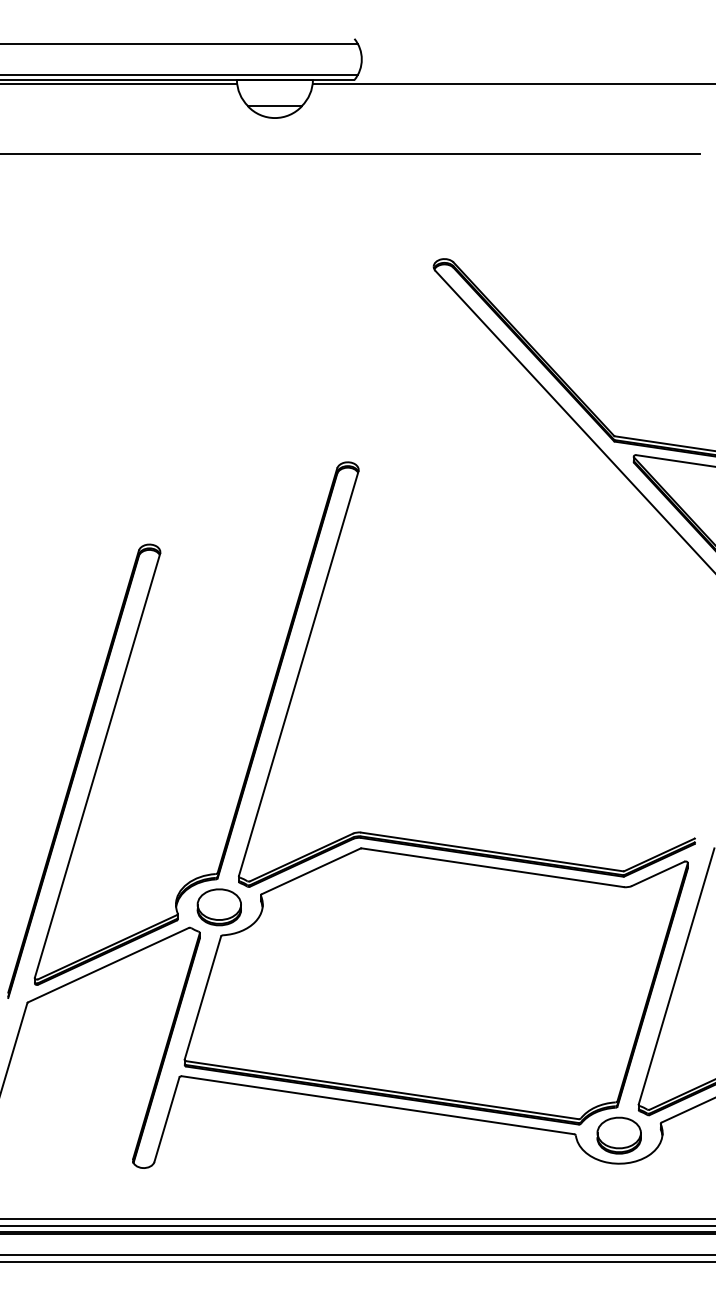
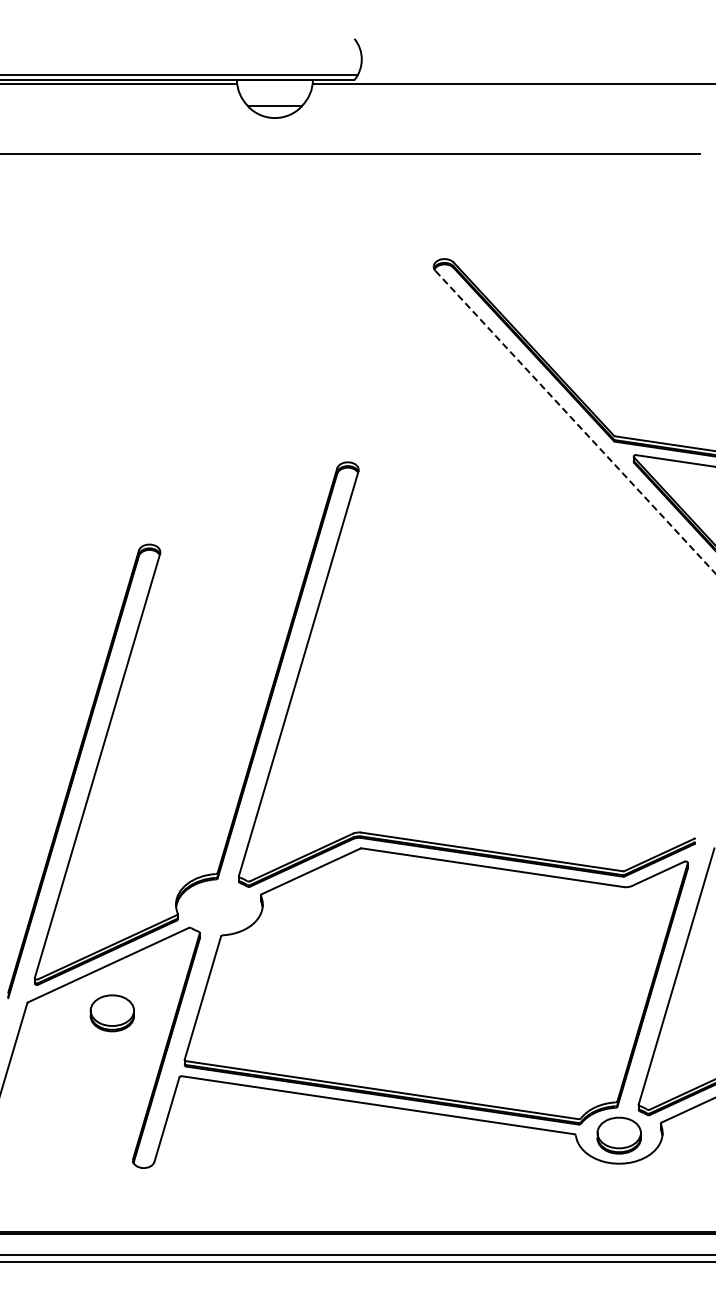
line: present -> none (180, 44)
line: solid -> dashed (575, 422)
part position: (218, 907) -> (111, 1013) (111, 1013)
line: present -> none (357, 1219)
line: present -> none (357, 1225)
